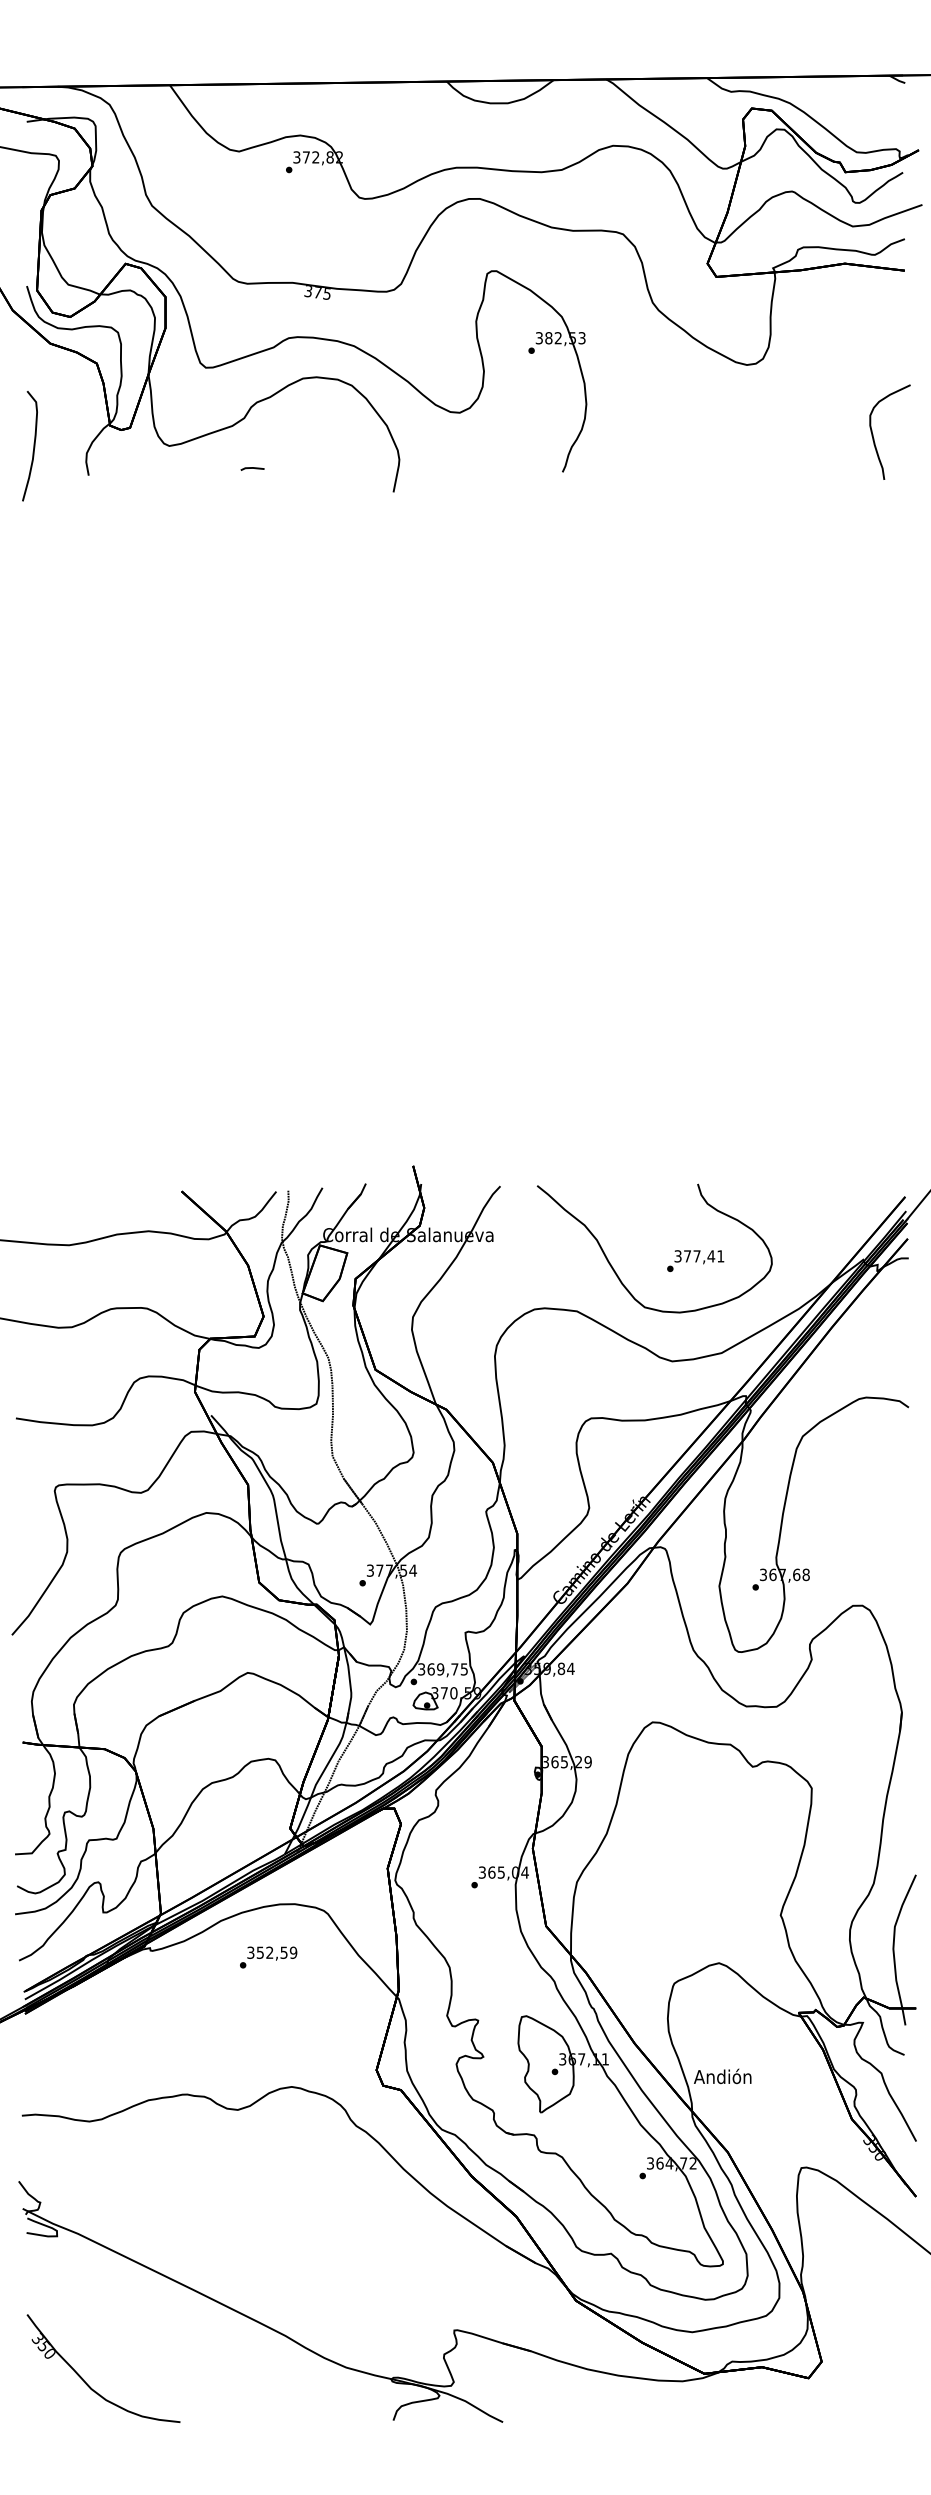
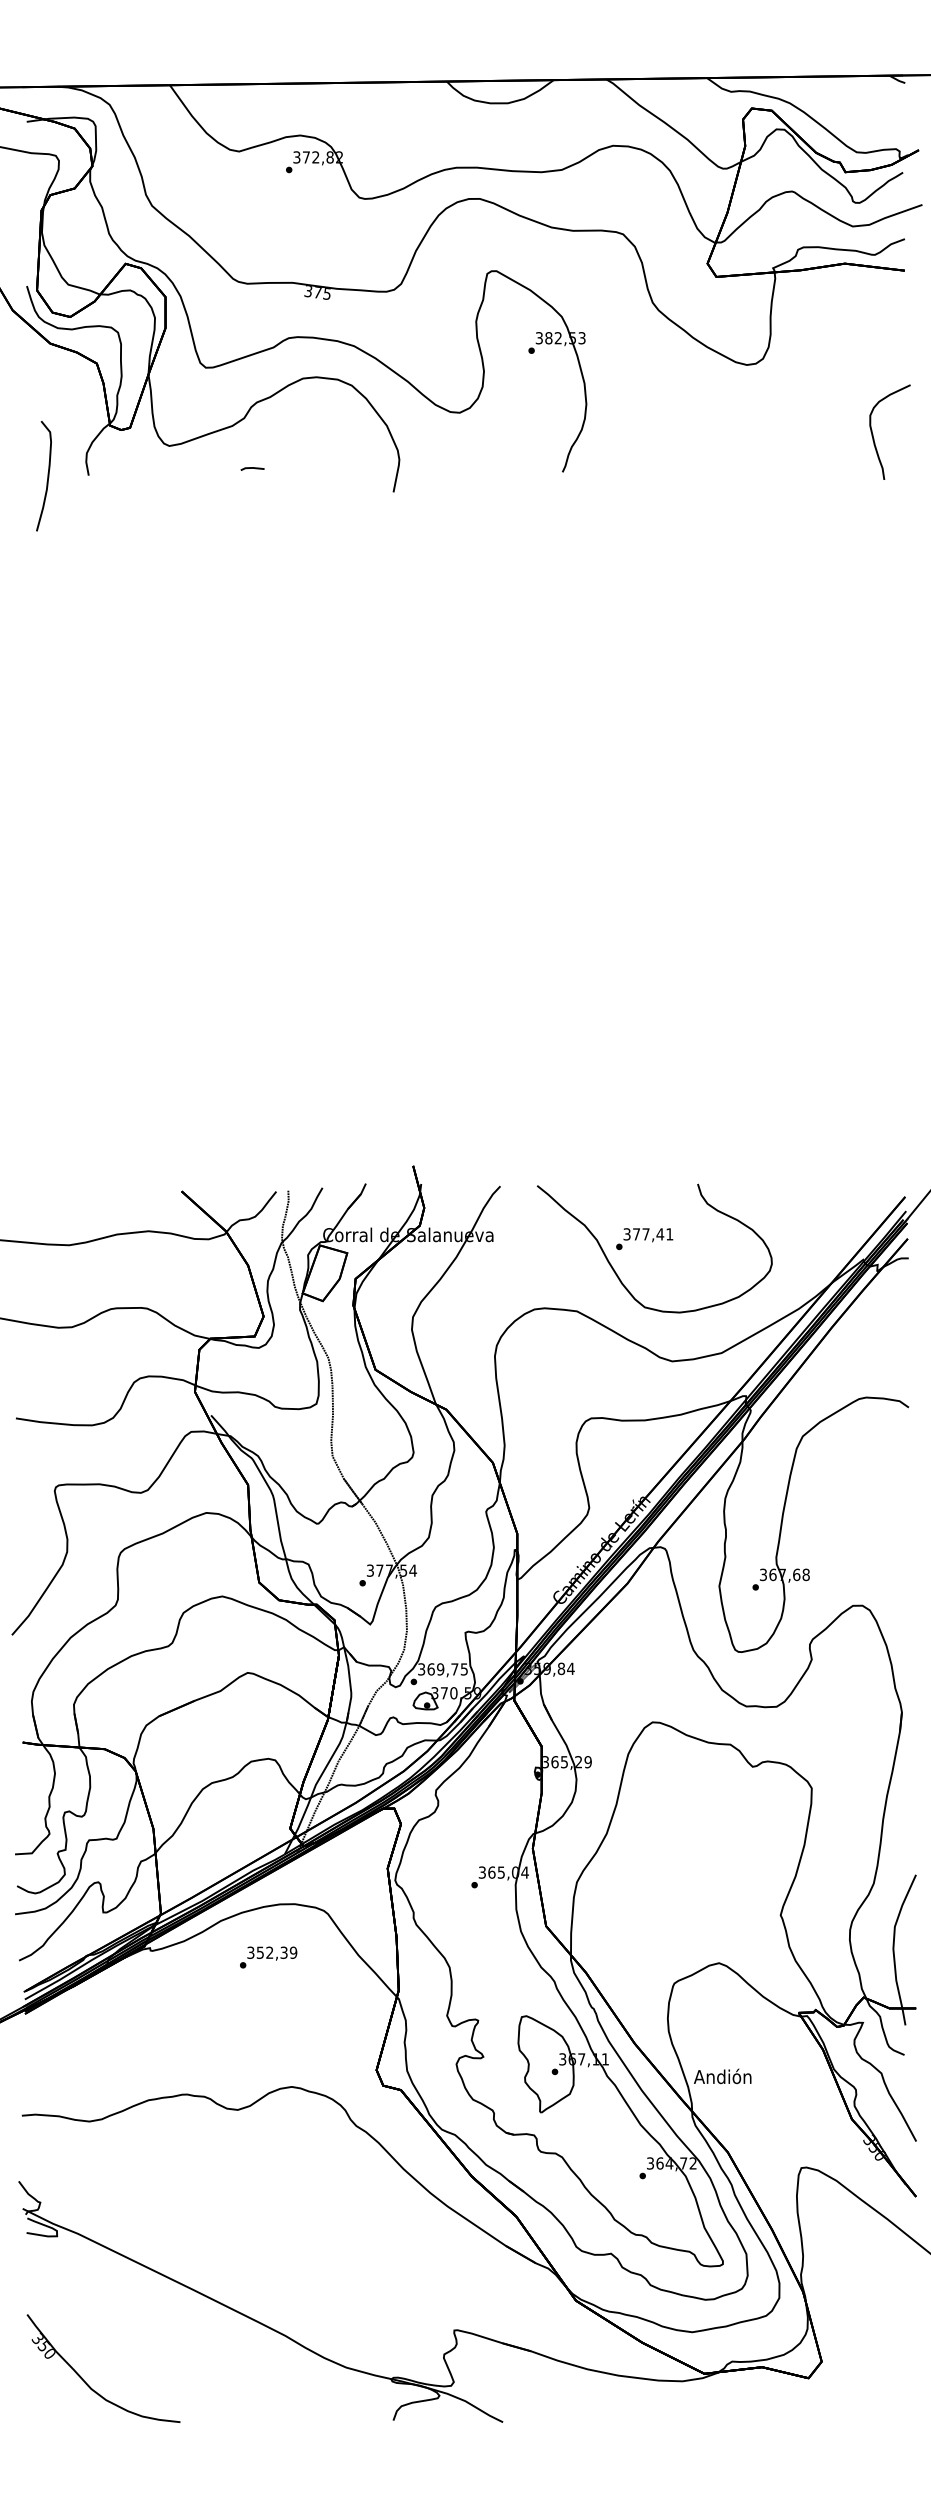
part position: (29, 446) -> (43, 476) (43, 476)
text position: (695, 1261) -> (644, 1239) (644, 1239)
text: 352,59 -> 352,39 (283, 1951)
